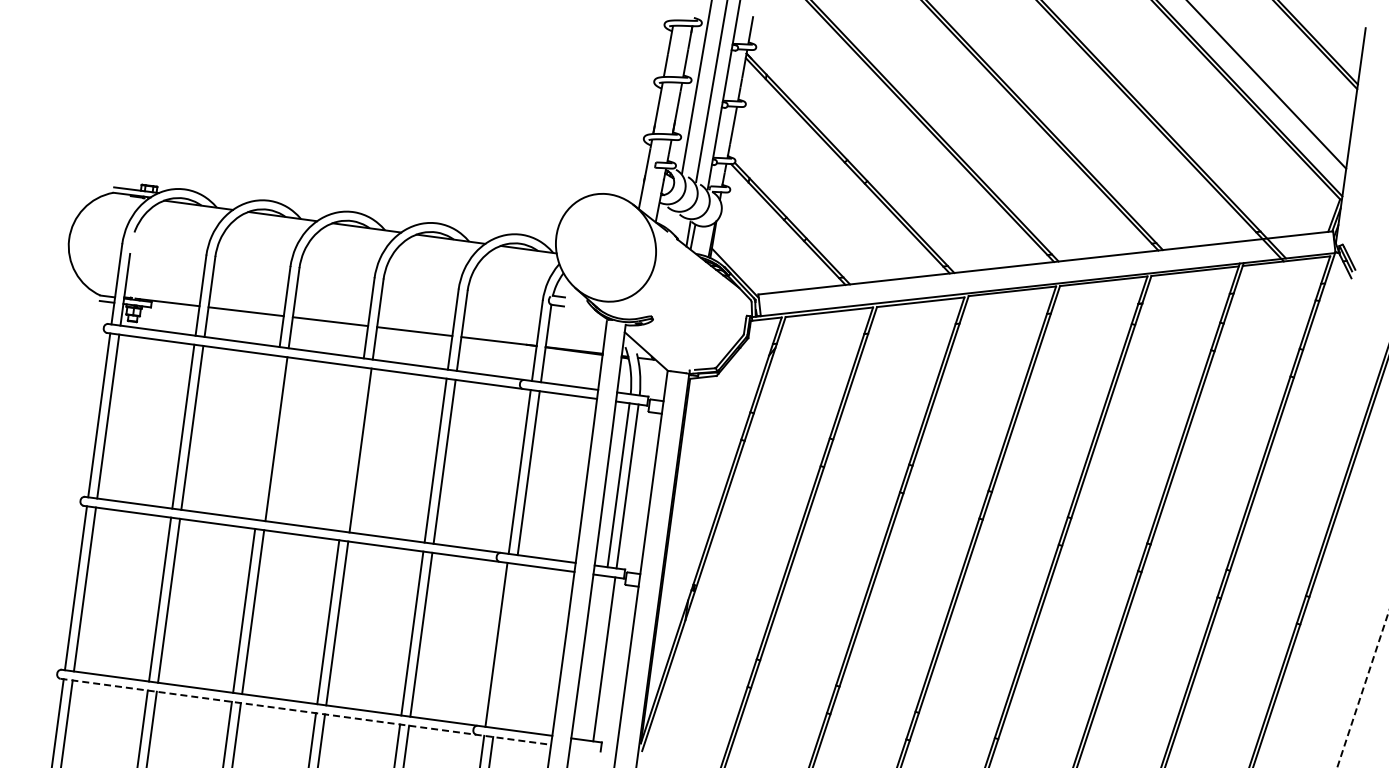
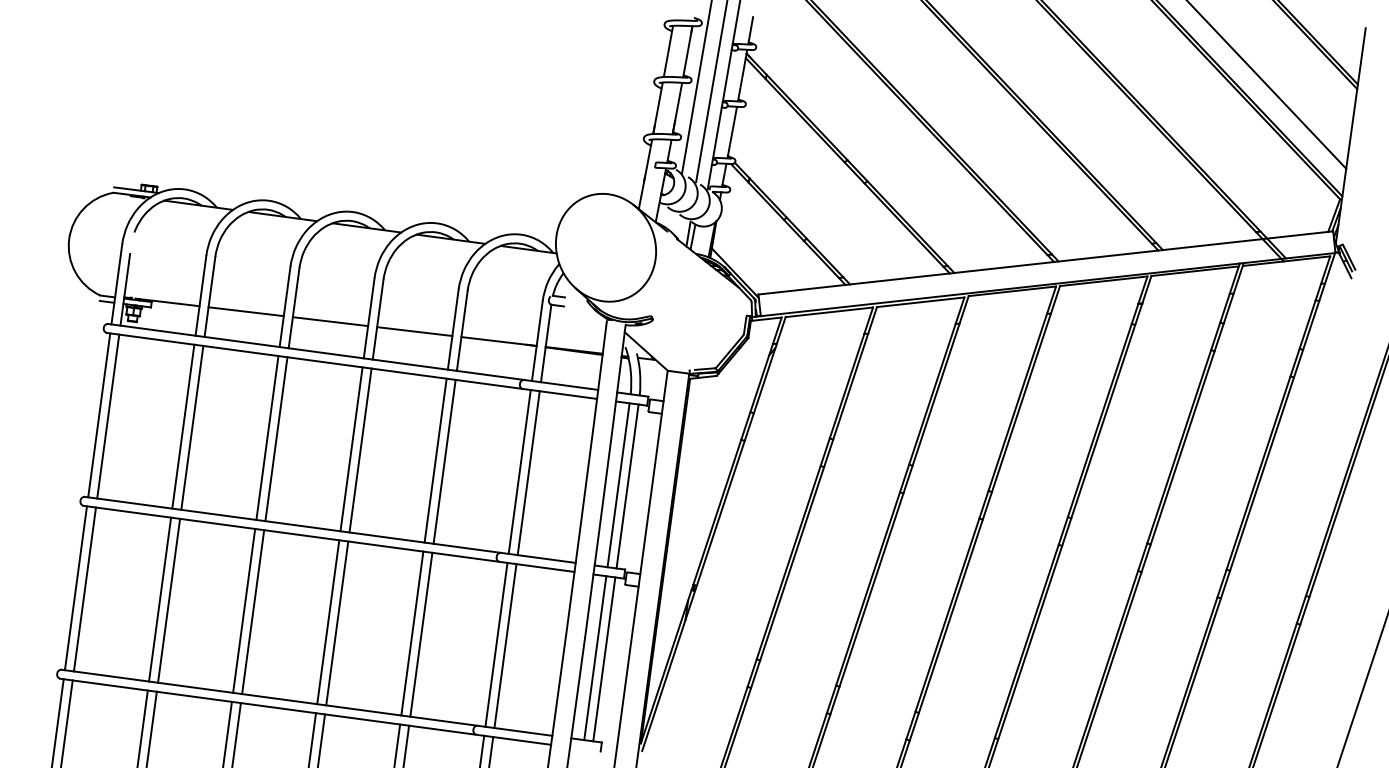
line: none -> present (267, 437)
line: none -> present (351, 449)
line: none -> present (505, 646)
line: none -> present (595, 658)
line: dashed -> solid (1362, 689)
line: dashed -> solid (305, 711)
